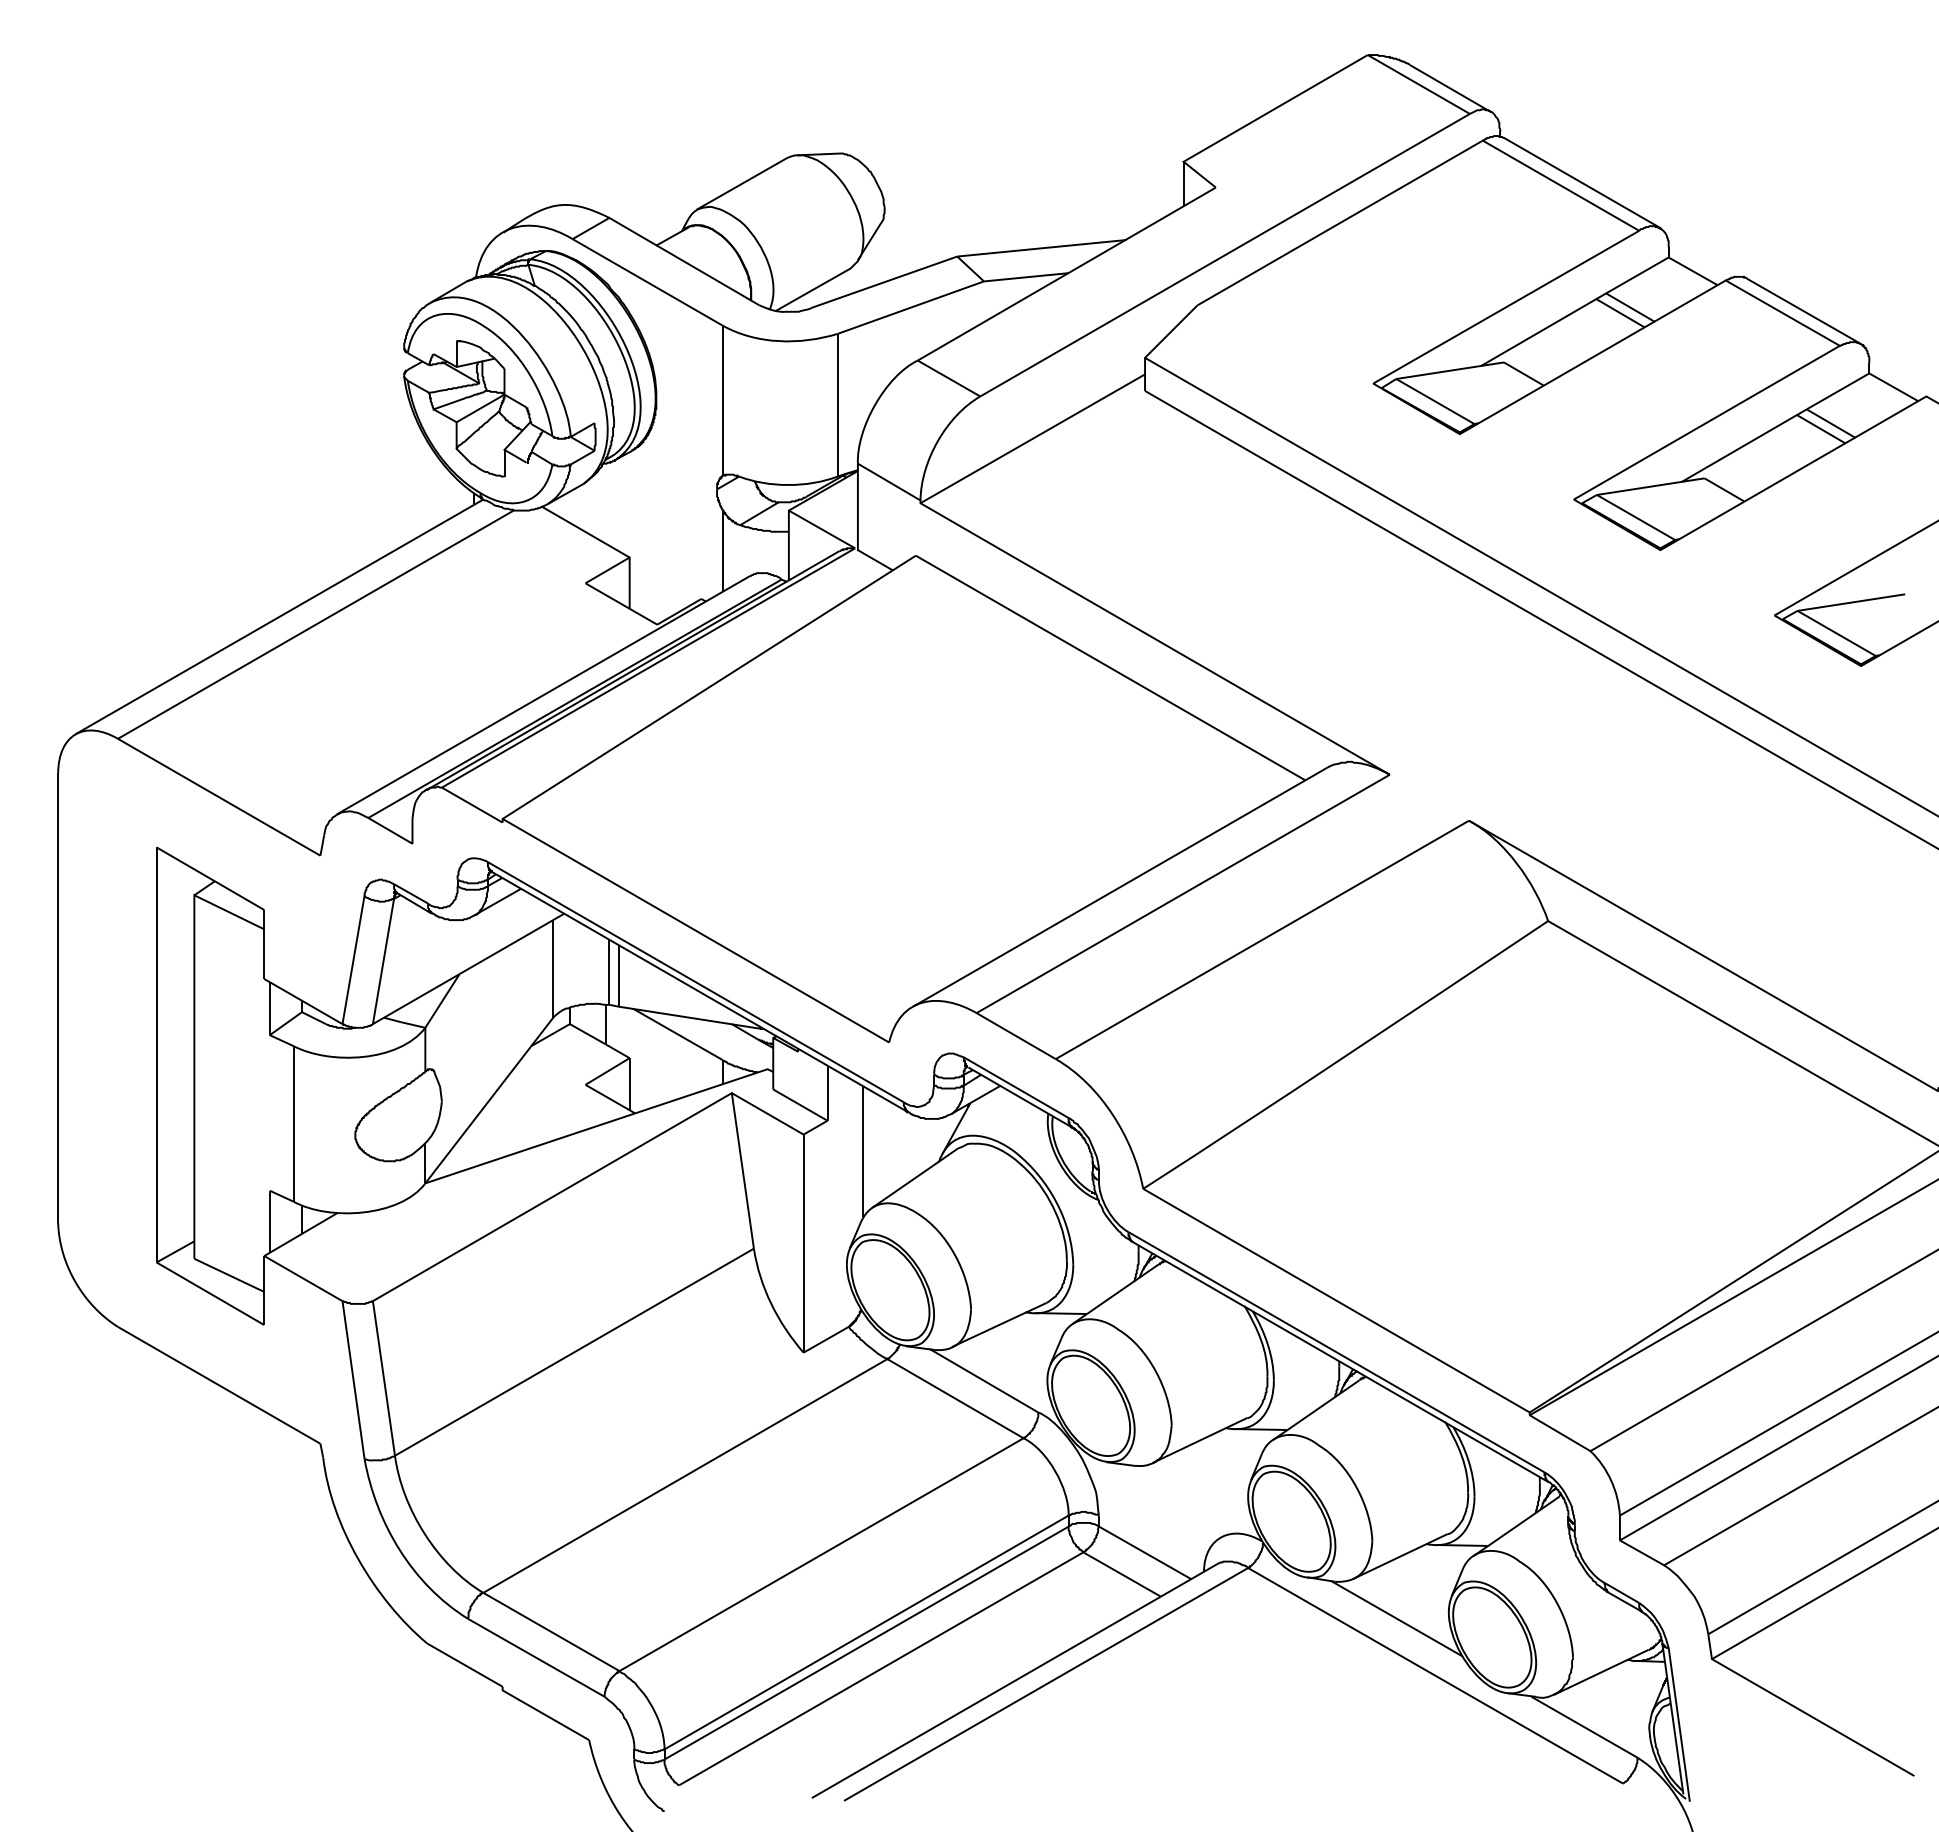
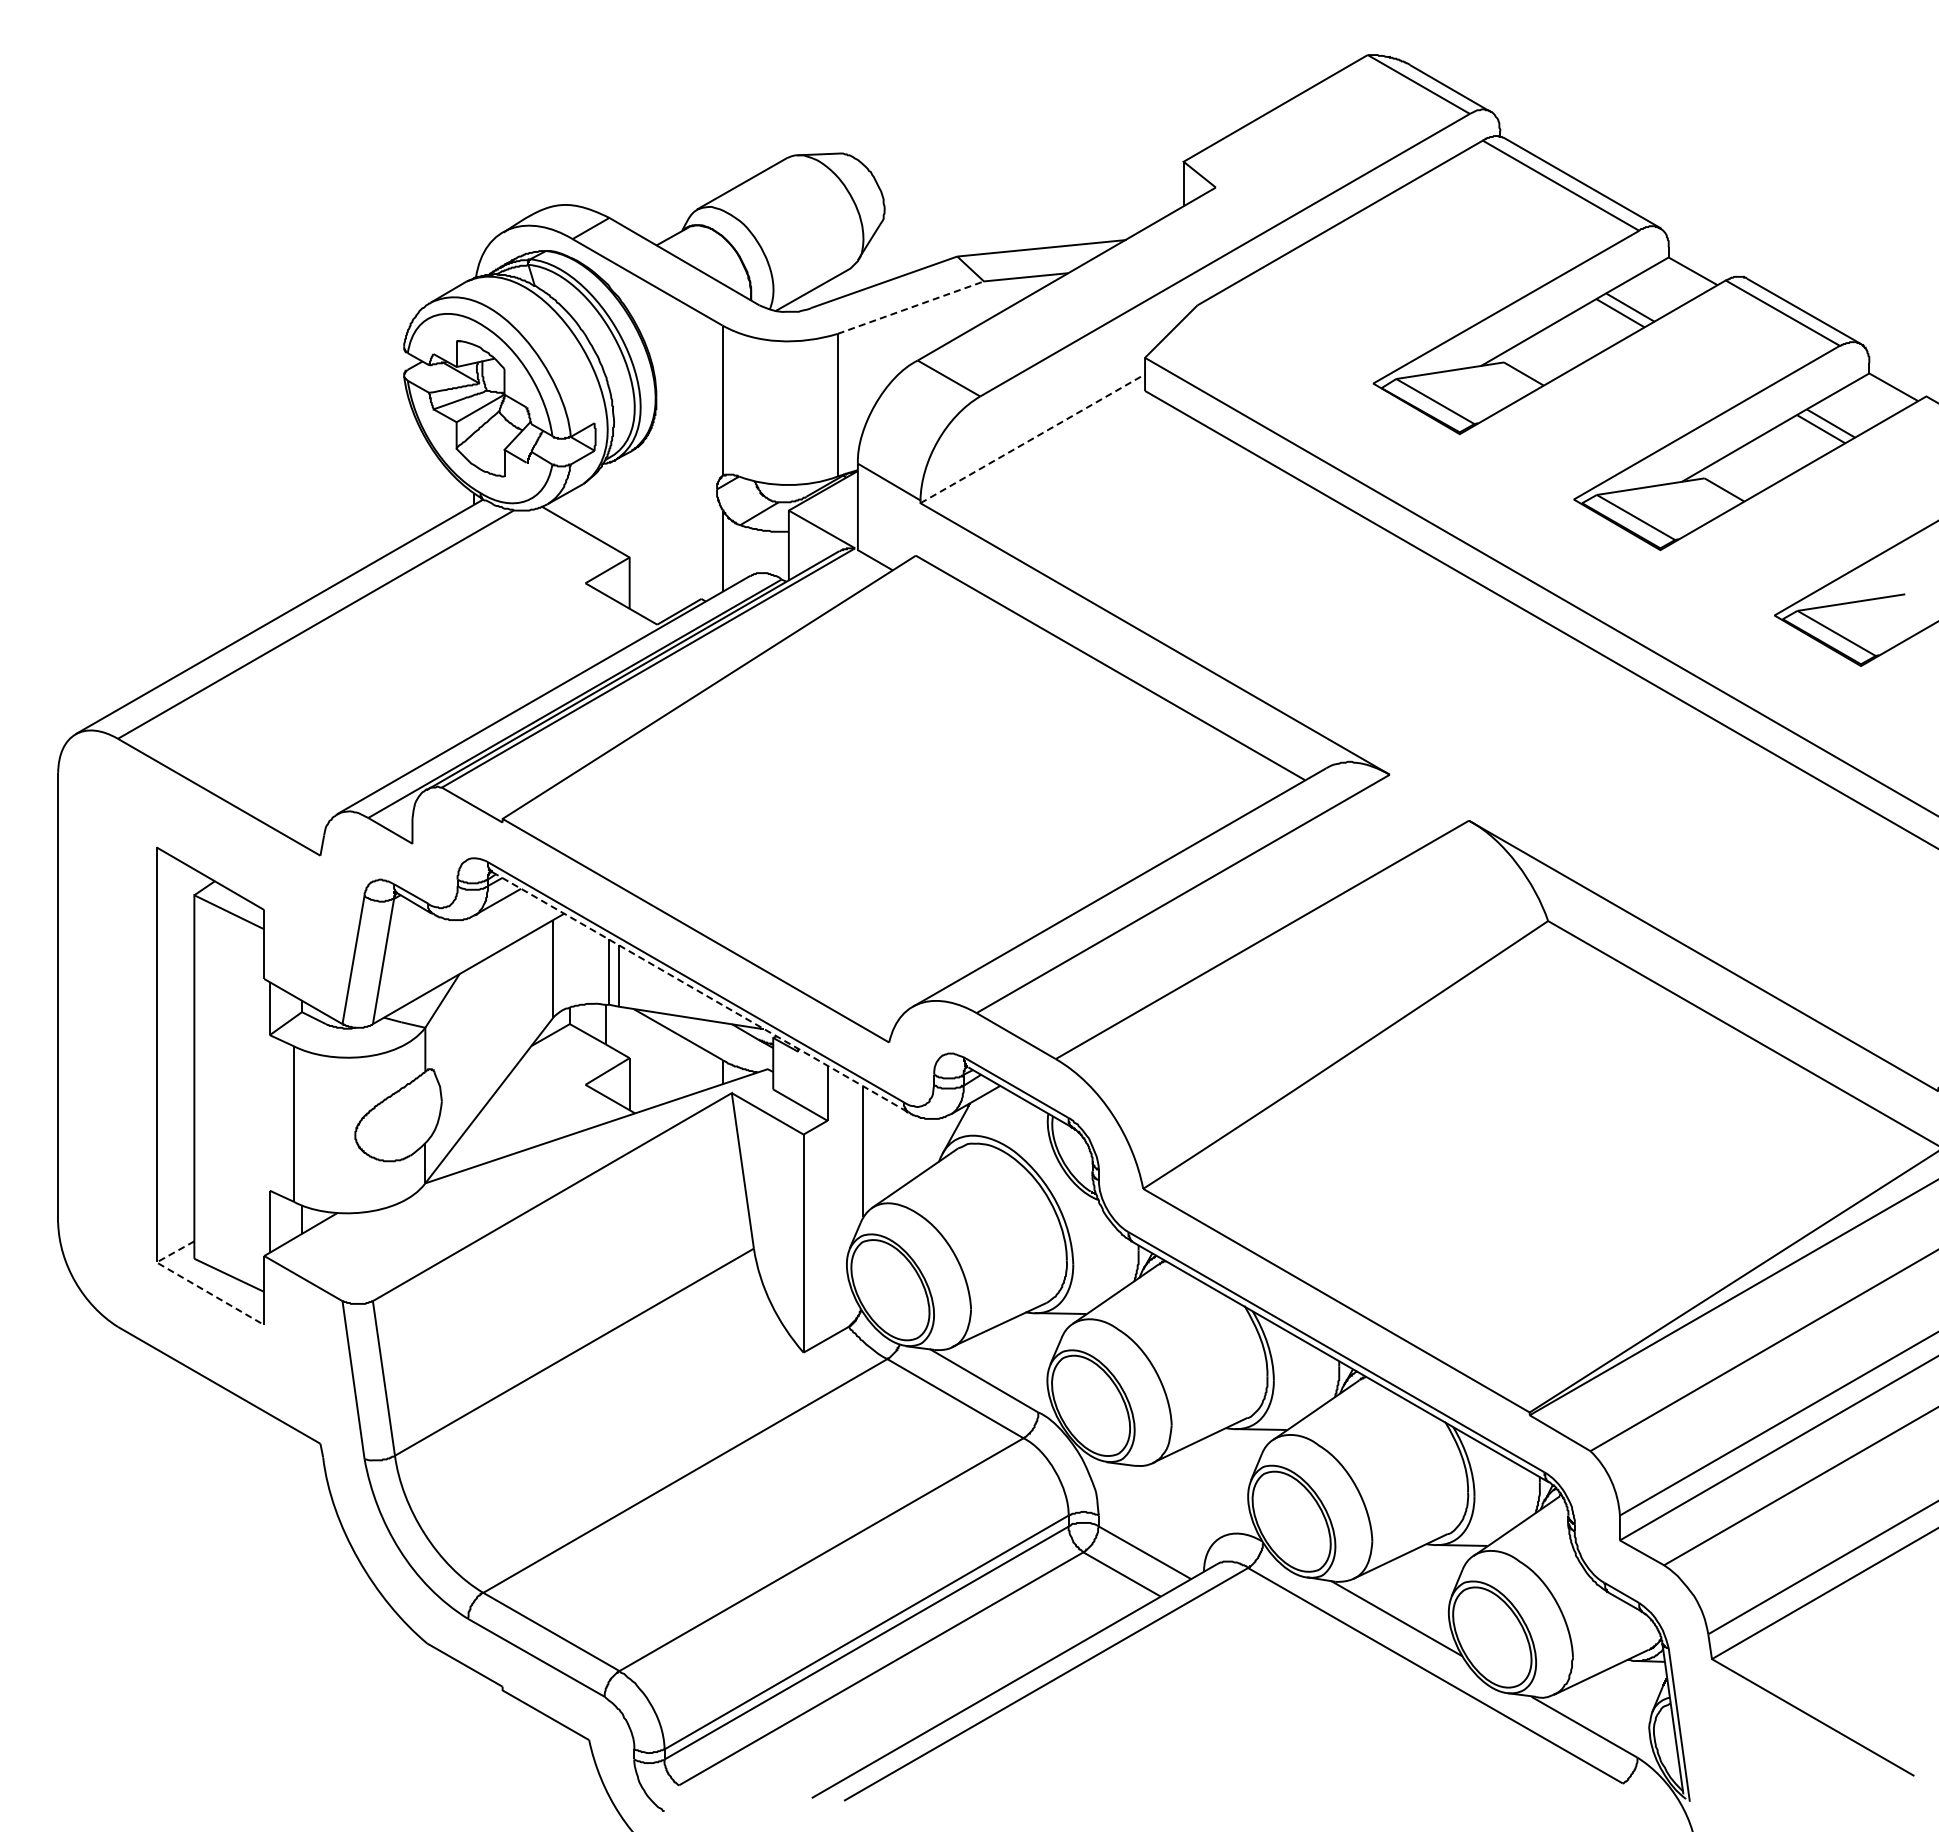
line: solid -> dashed (910, 307)
line: solid -> dashed (1033, 438)
line: solid -> dashed (700, 992)
line: solid -> dashed (191, 1282)
